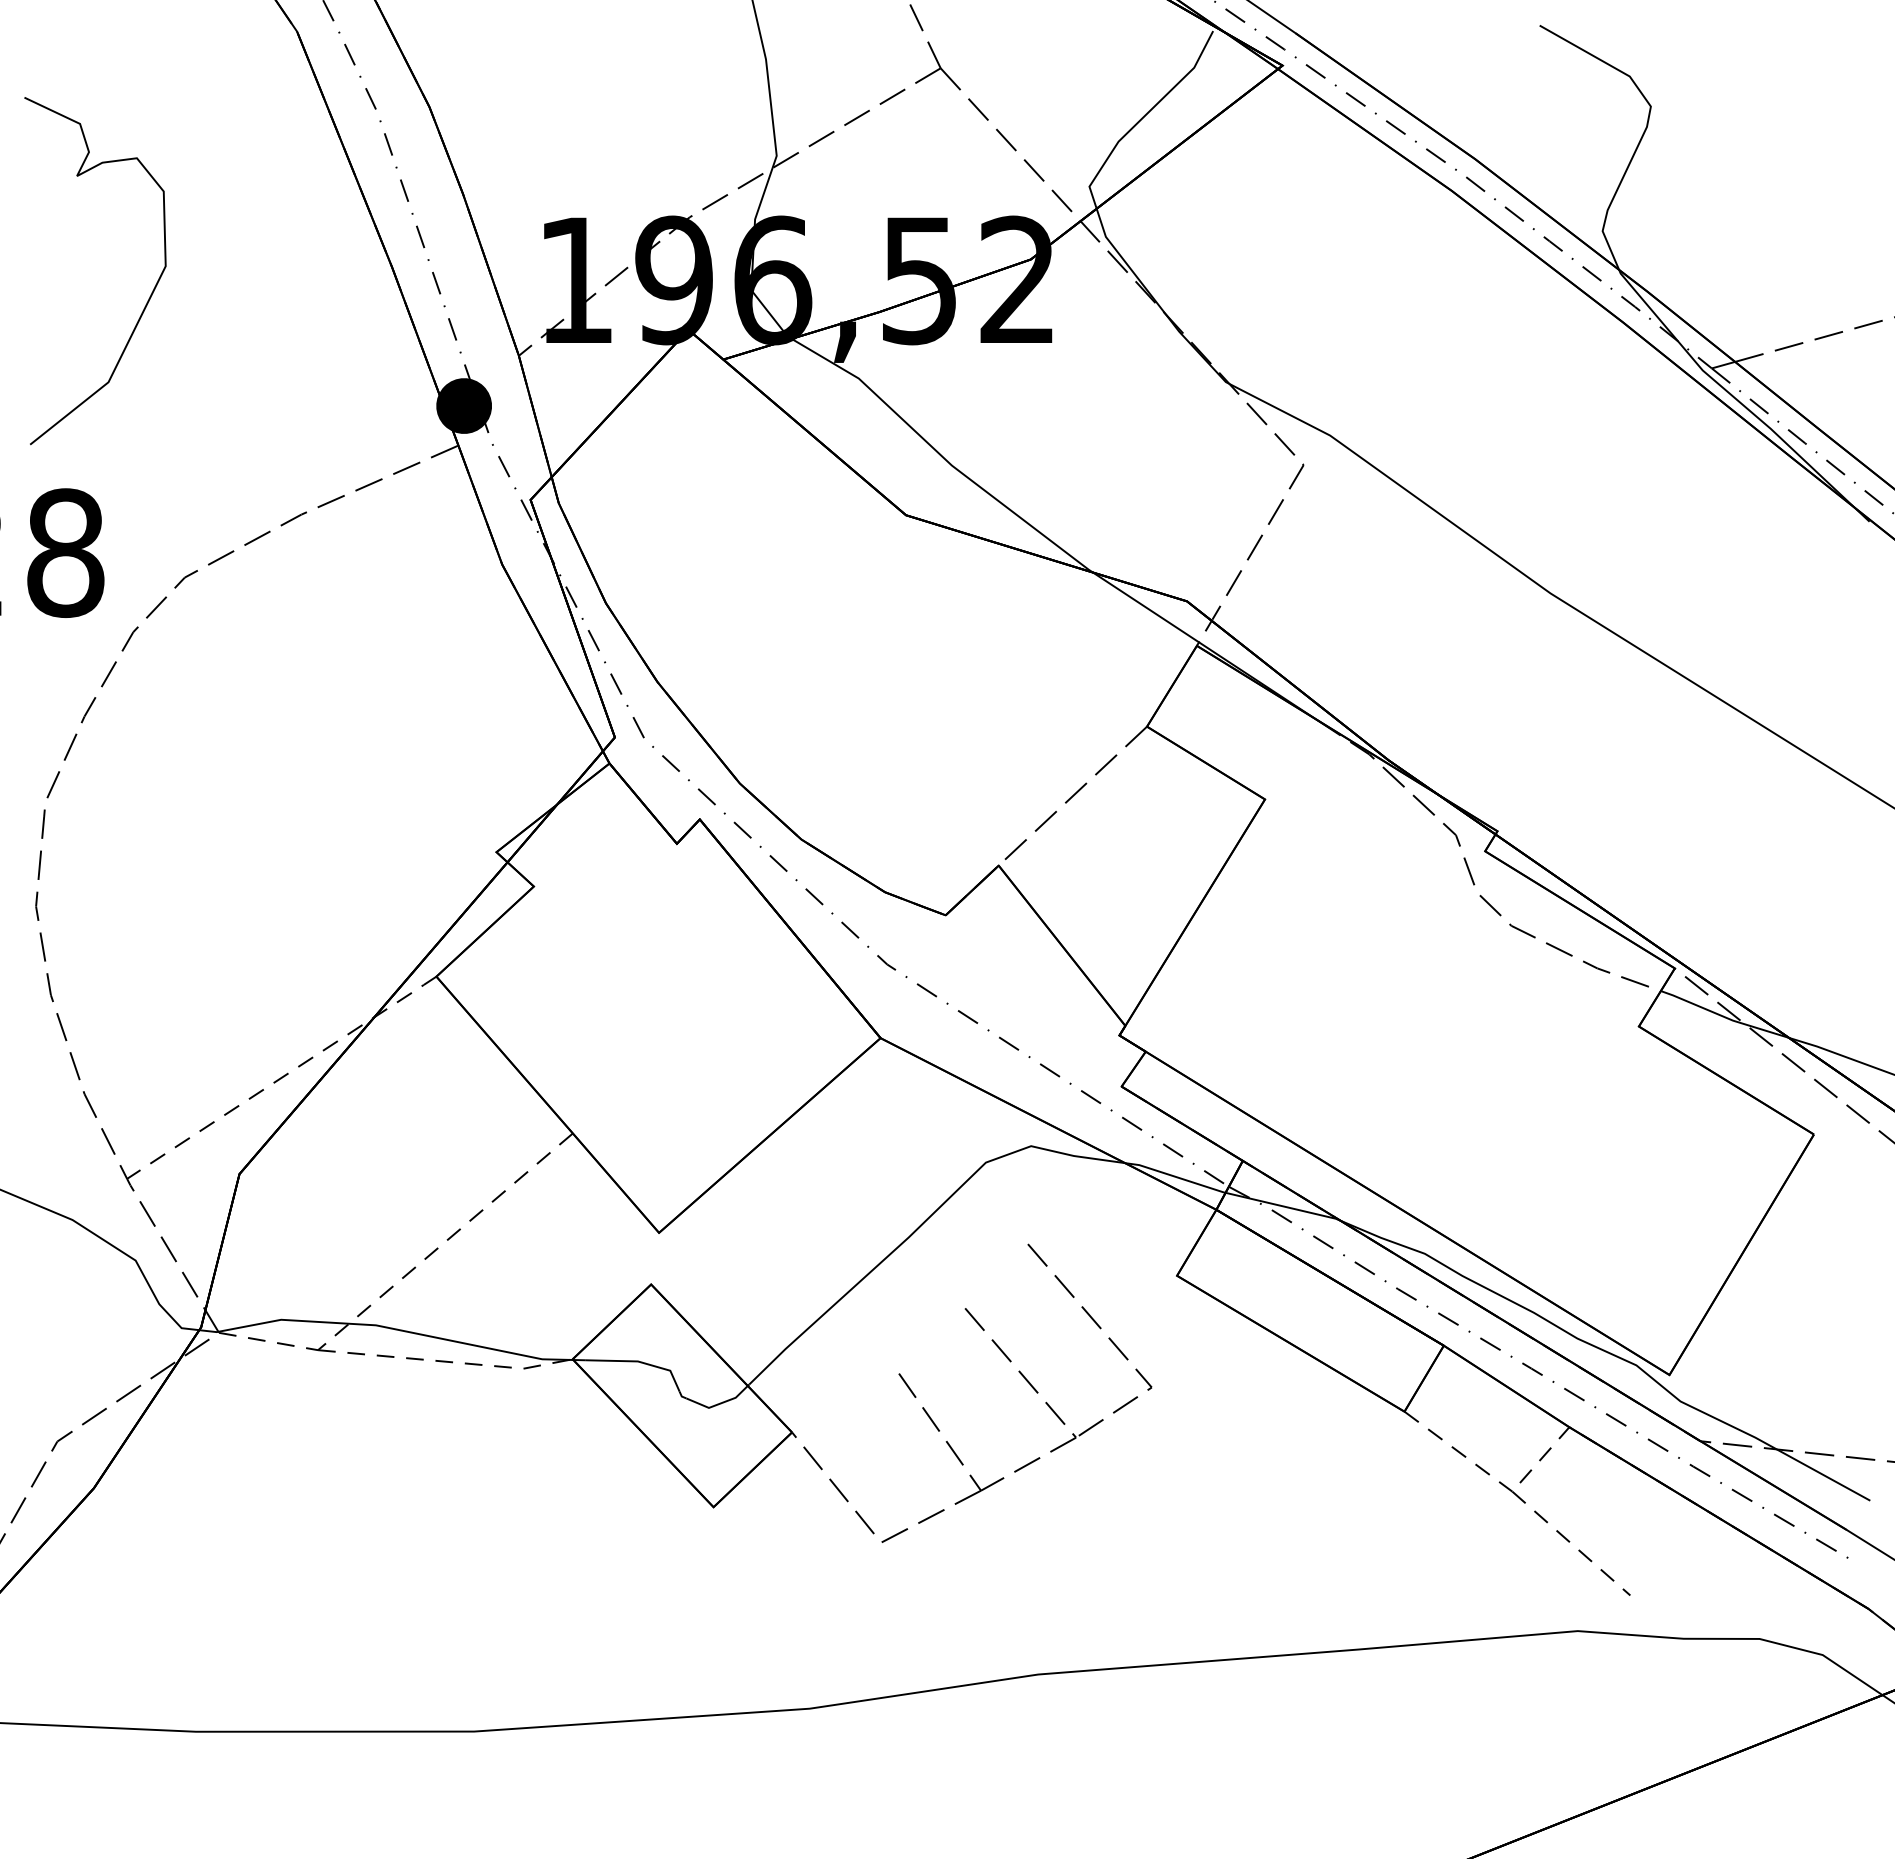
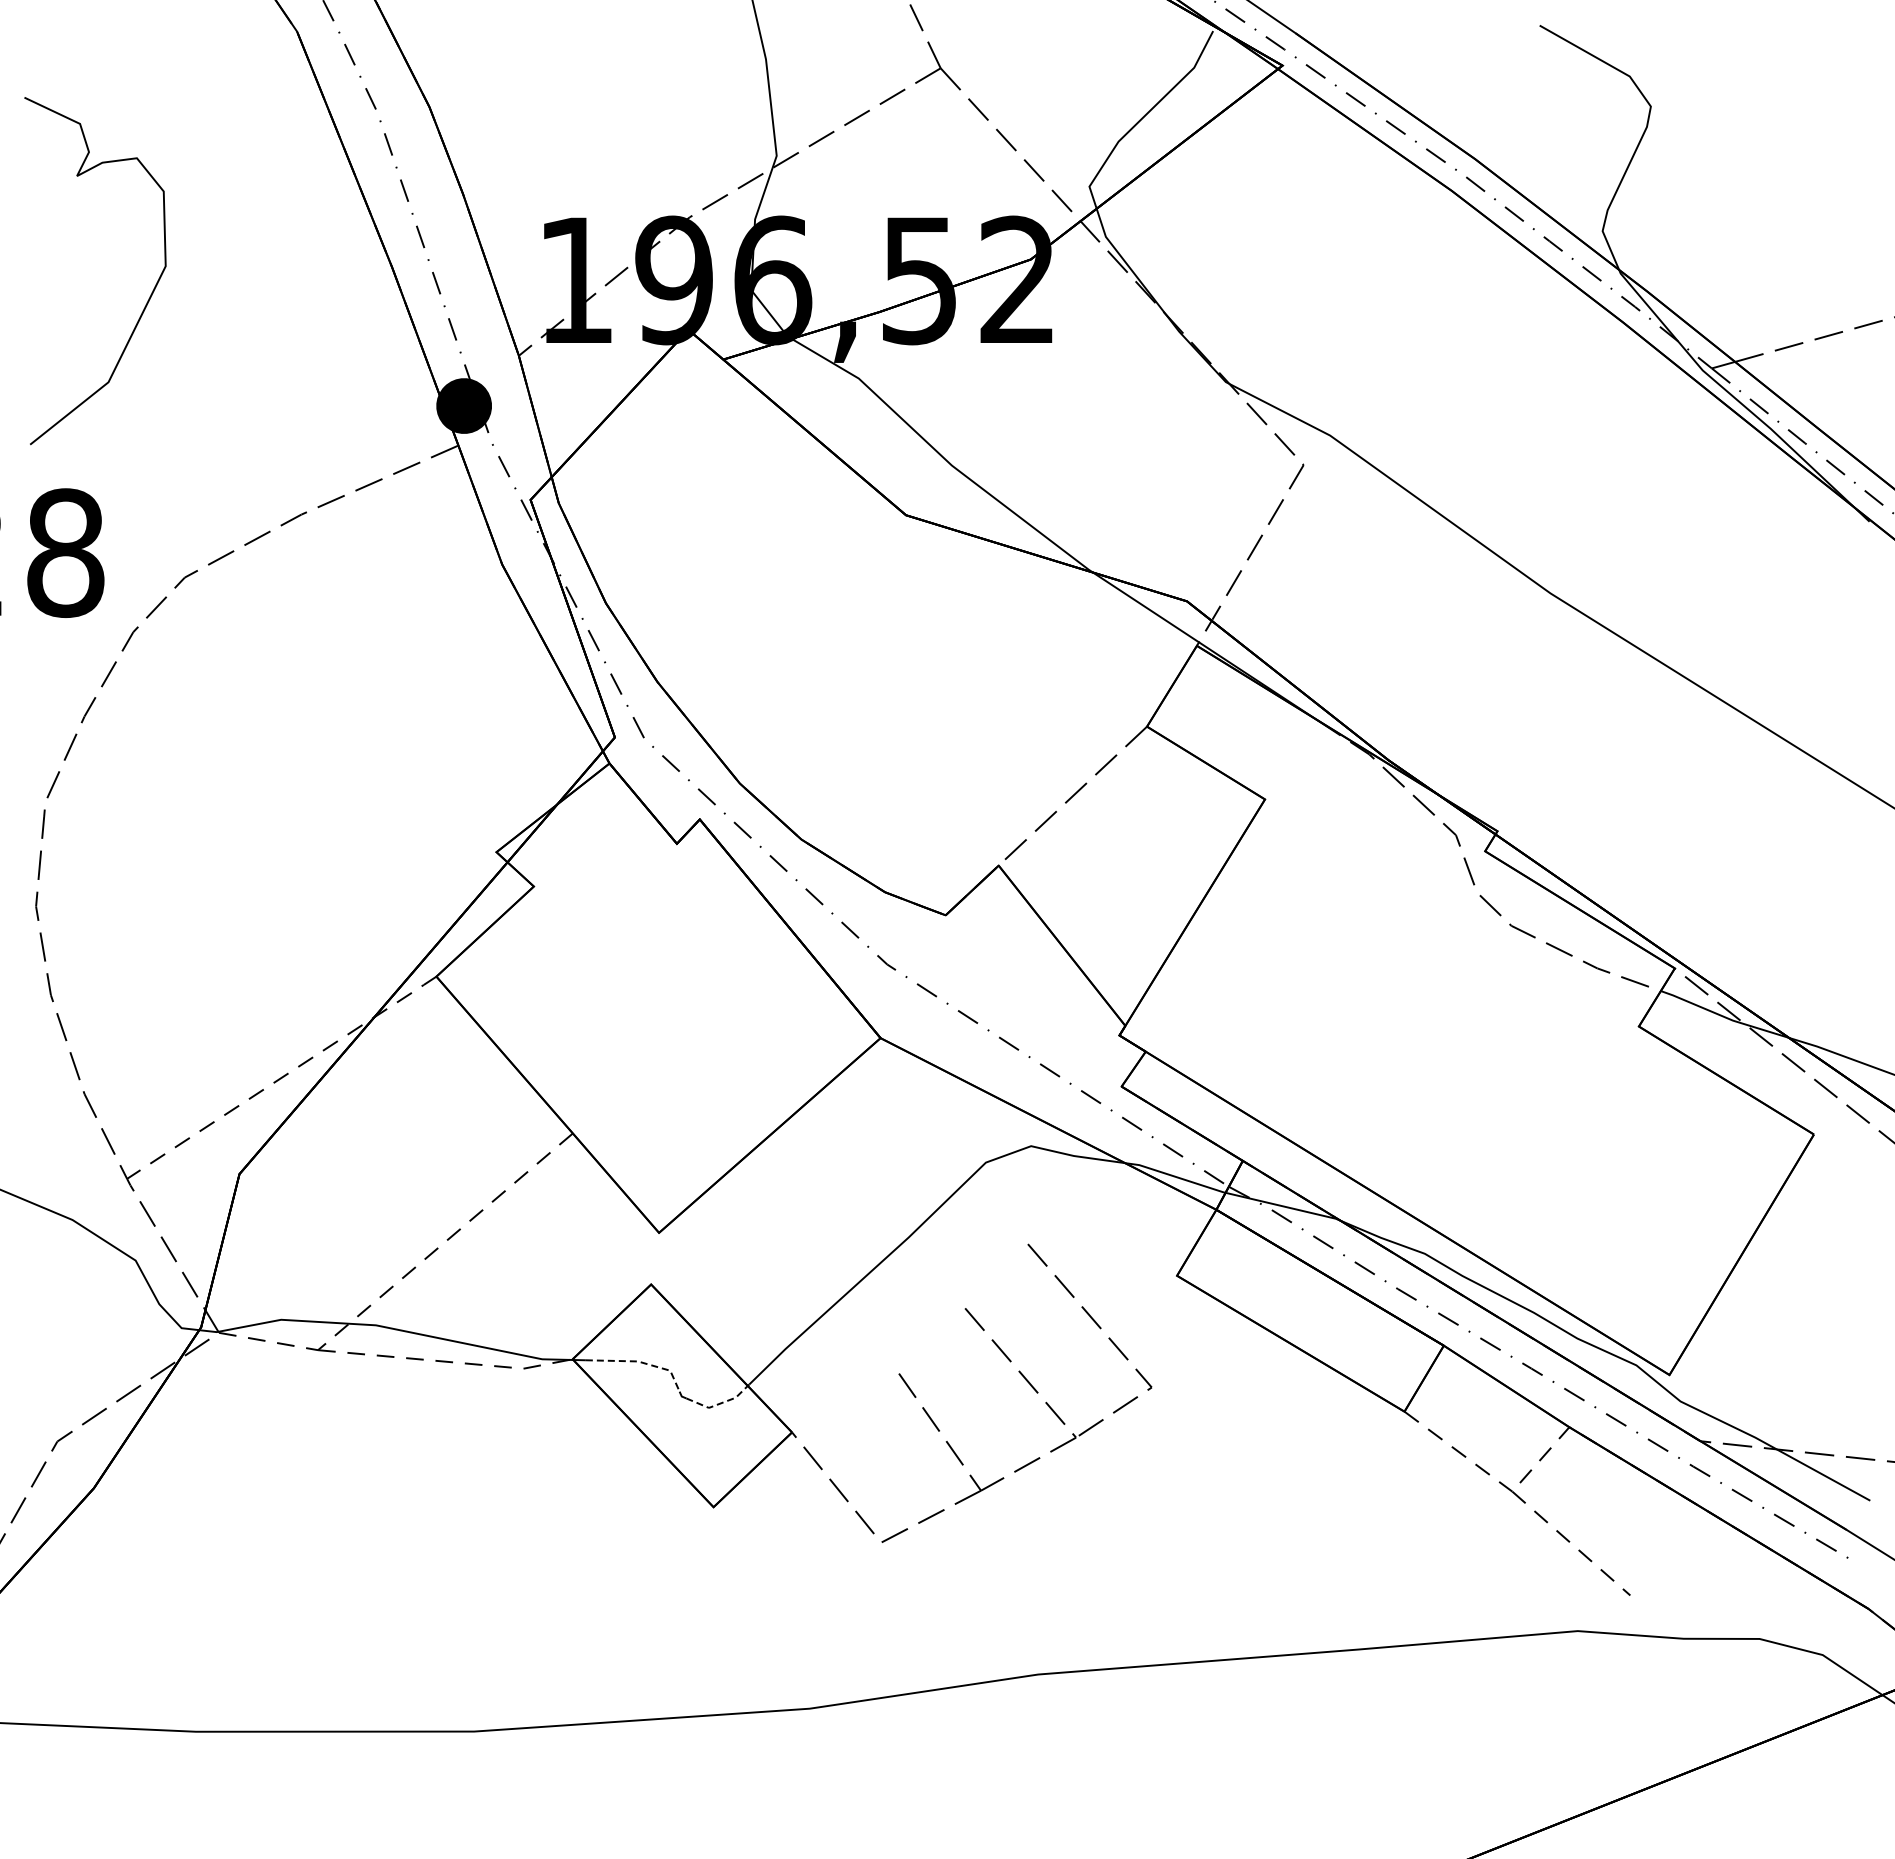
line: solid -> dashed (639, 1361)
line: solid -> dashed (720, 1403)
